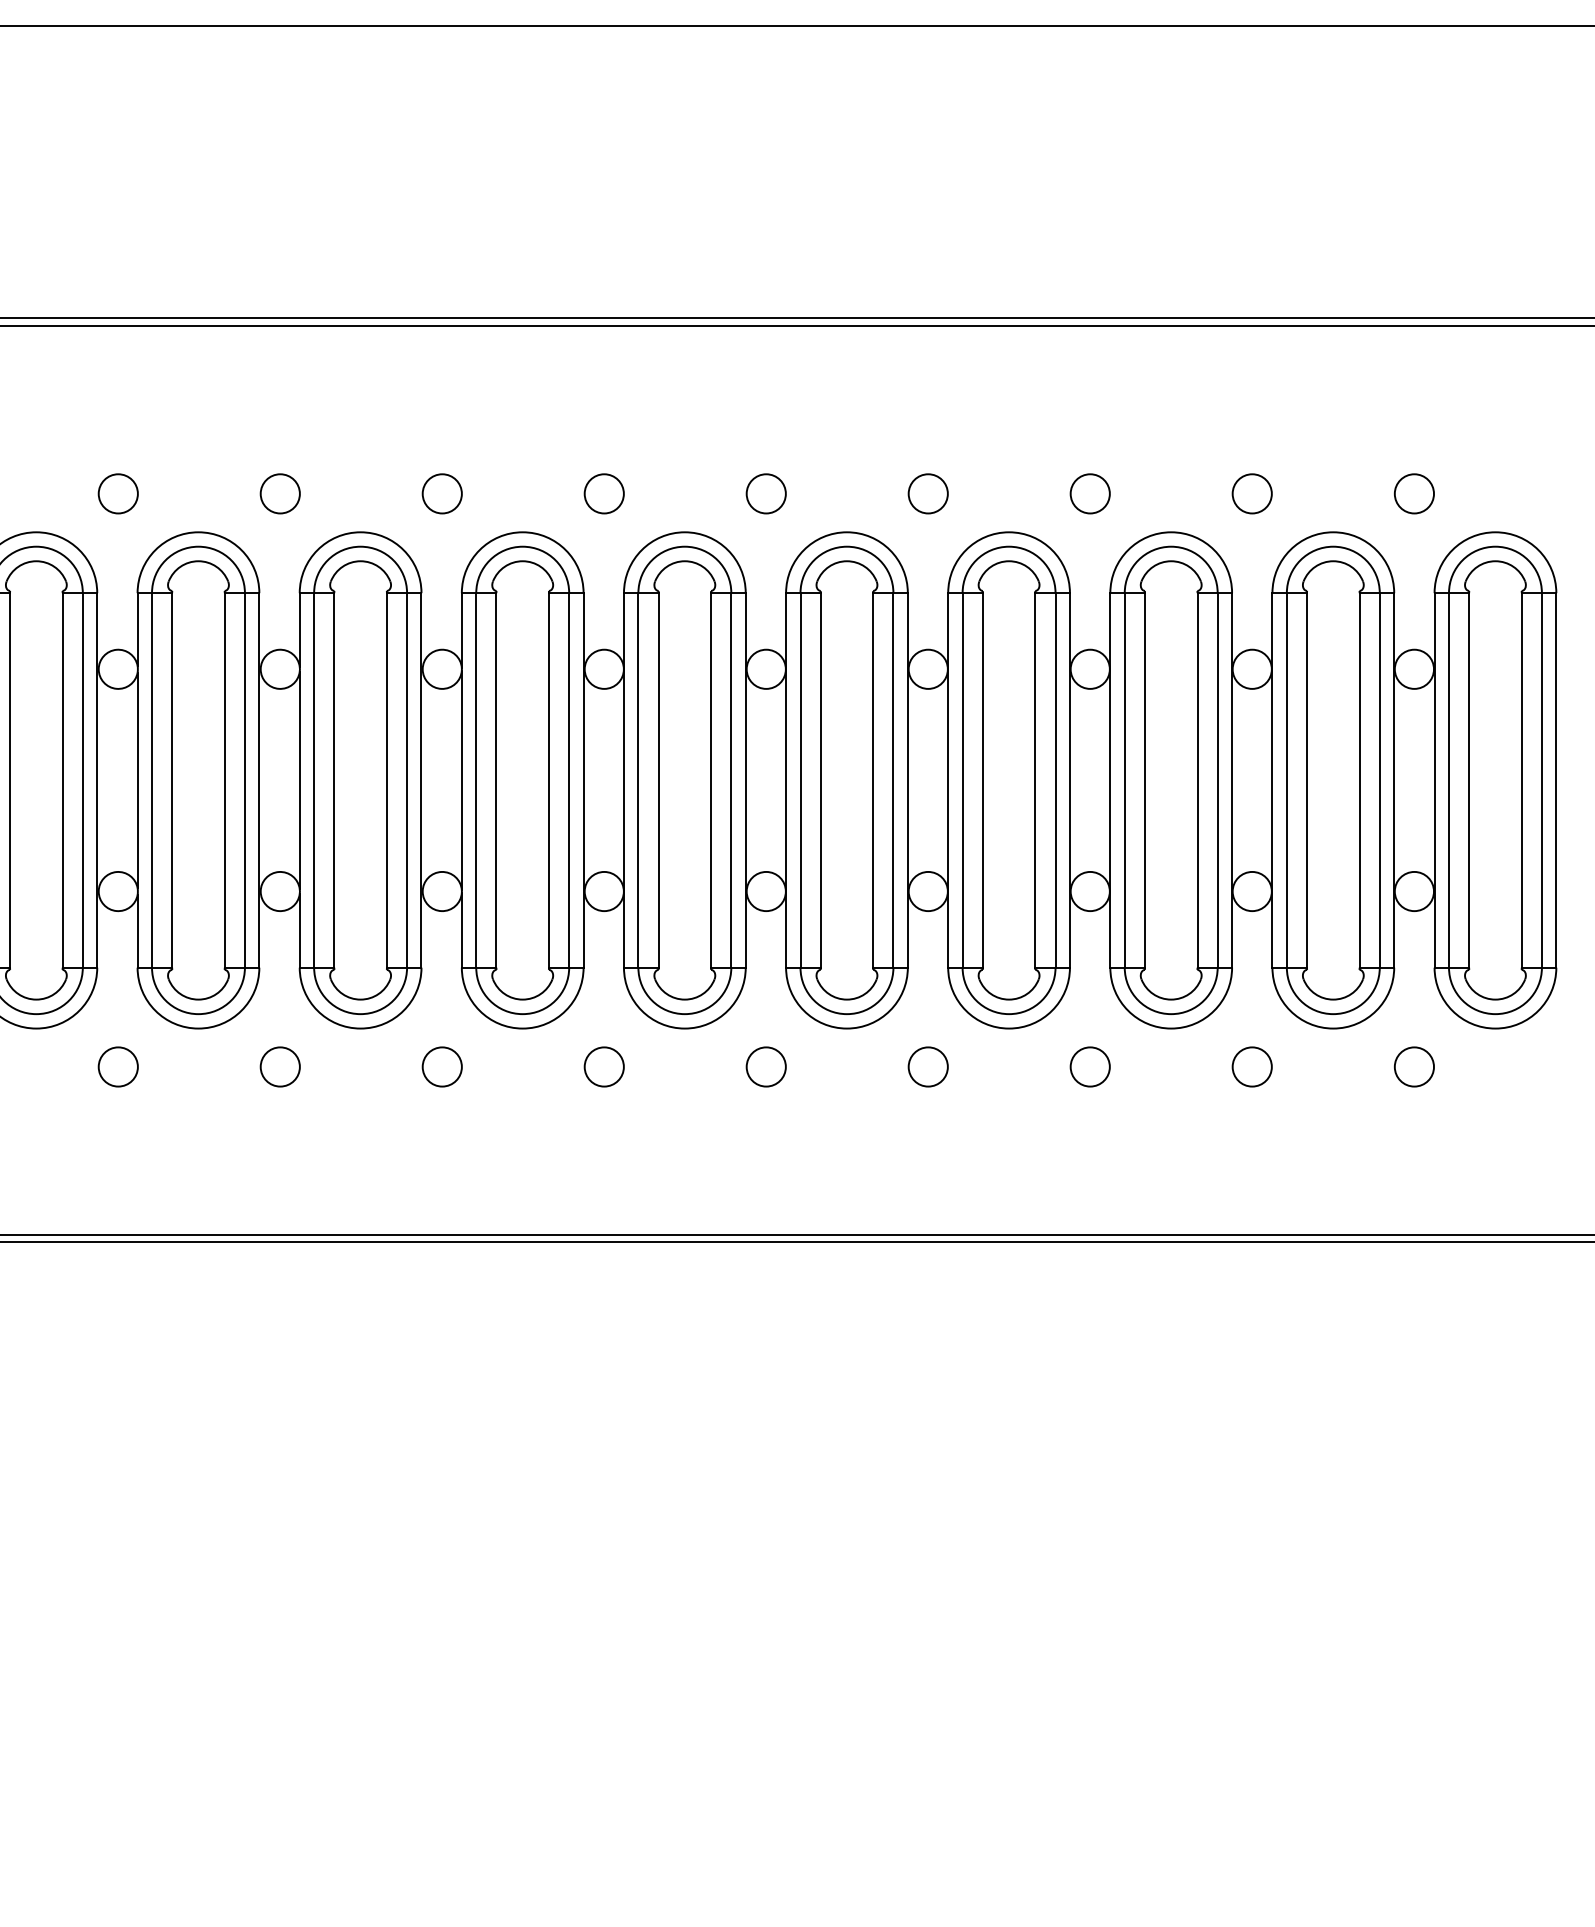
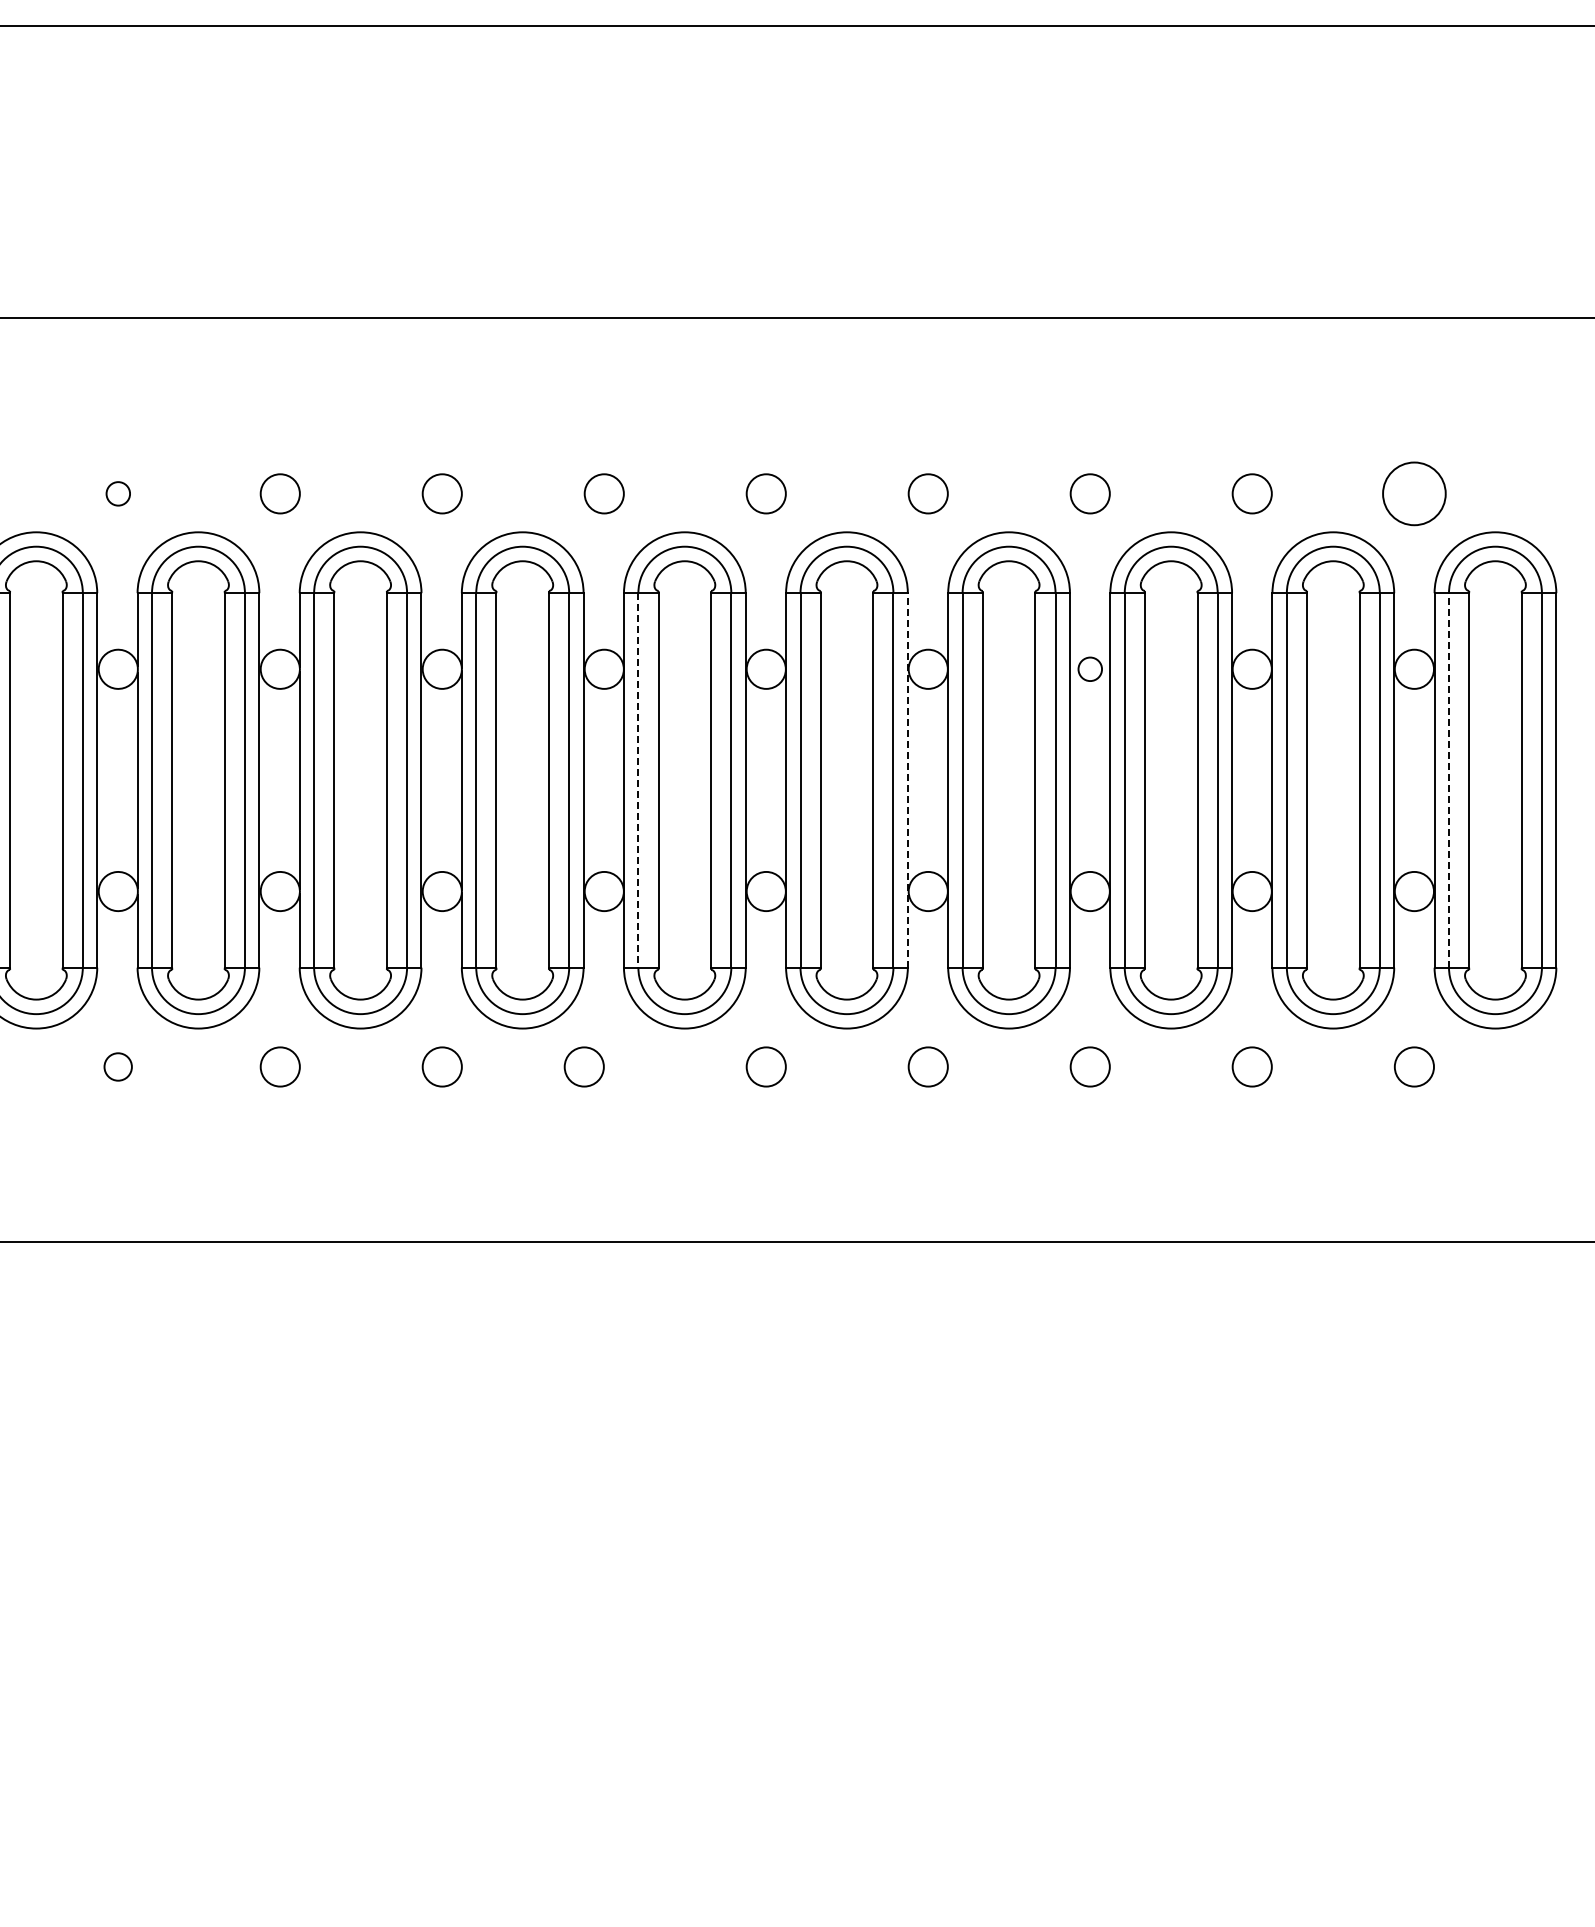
line: present -> none (796, 326)
circle diameter: 39 px -> 24 px (118, 493)
circle diameter: 39 px -> 63 px (1414, 493)
circle diameter: 39 px -> 24 px (1090, 669)
line: solid -> dashed (907, 779)
line: solid -> dashed (1448, 779)
line: solid -> dashed (638, 780)
circle size: 42x42 px -> 30x30 px (117, 1066)
circle position: (603, 1066) -> (583, 1066) (583, 1066)
line: present -> none (796, 1234)
